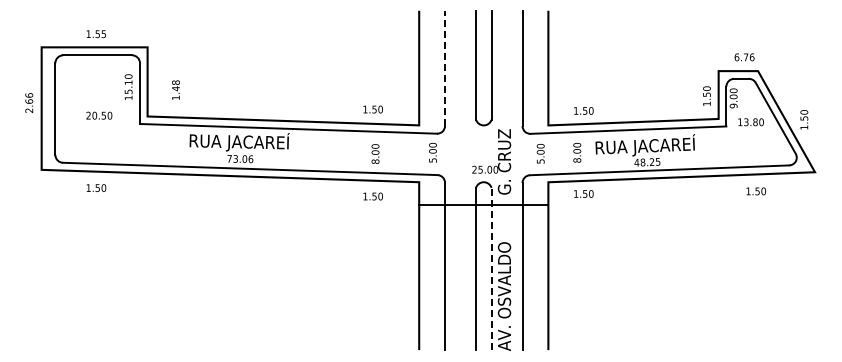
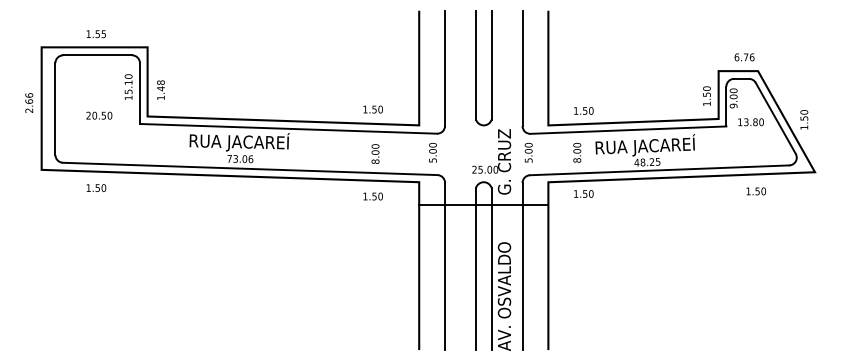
line: dashed -> solid (445, 68)
text position: (175, 89) -> (160, 89) (160, 89)
text position: (540, 153) -> (528, 152) (528, 152)
line: dashed -> solid (491, 268)
